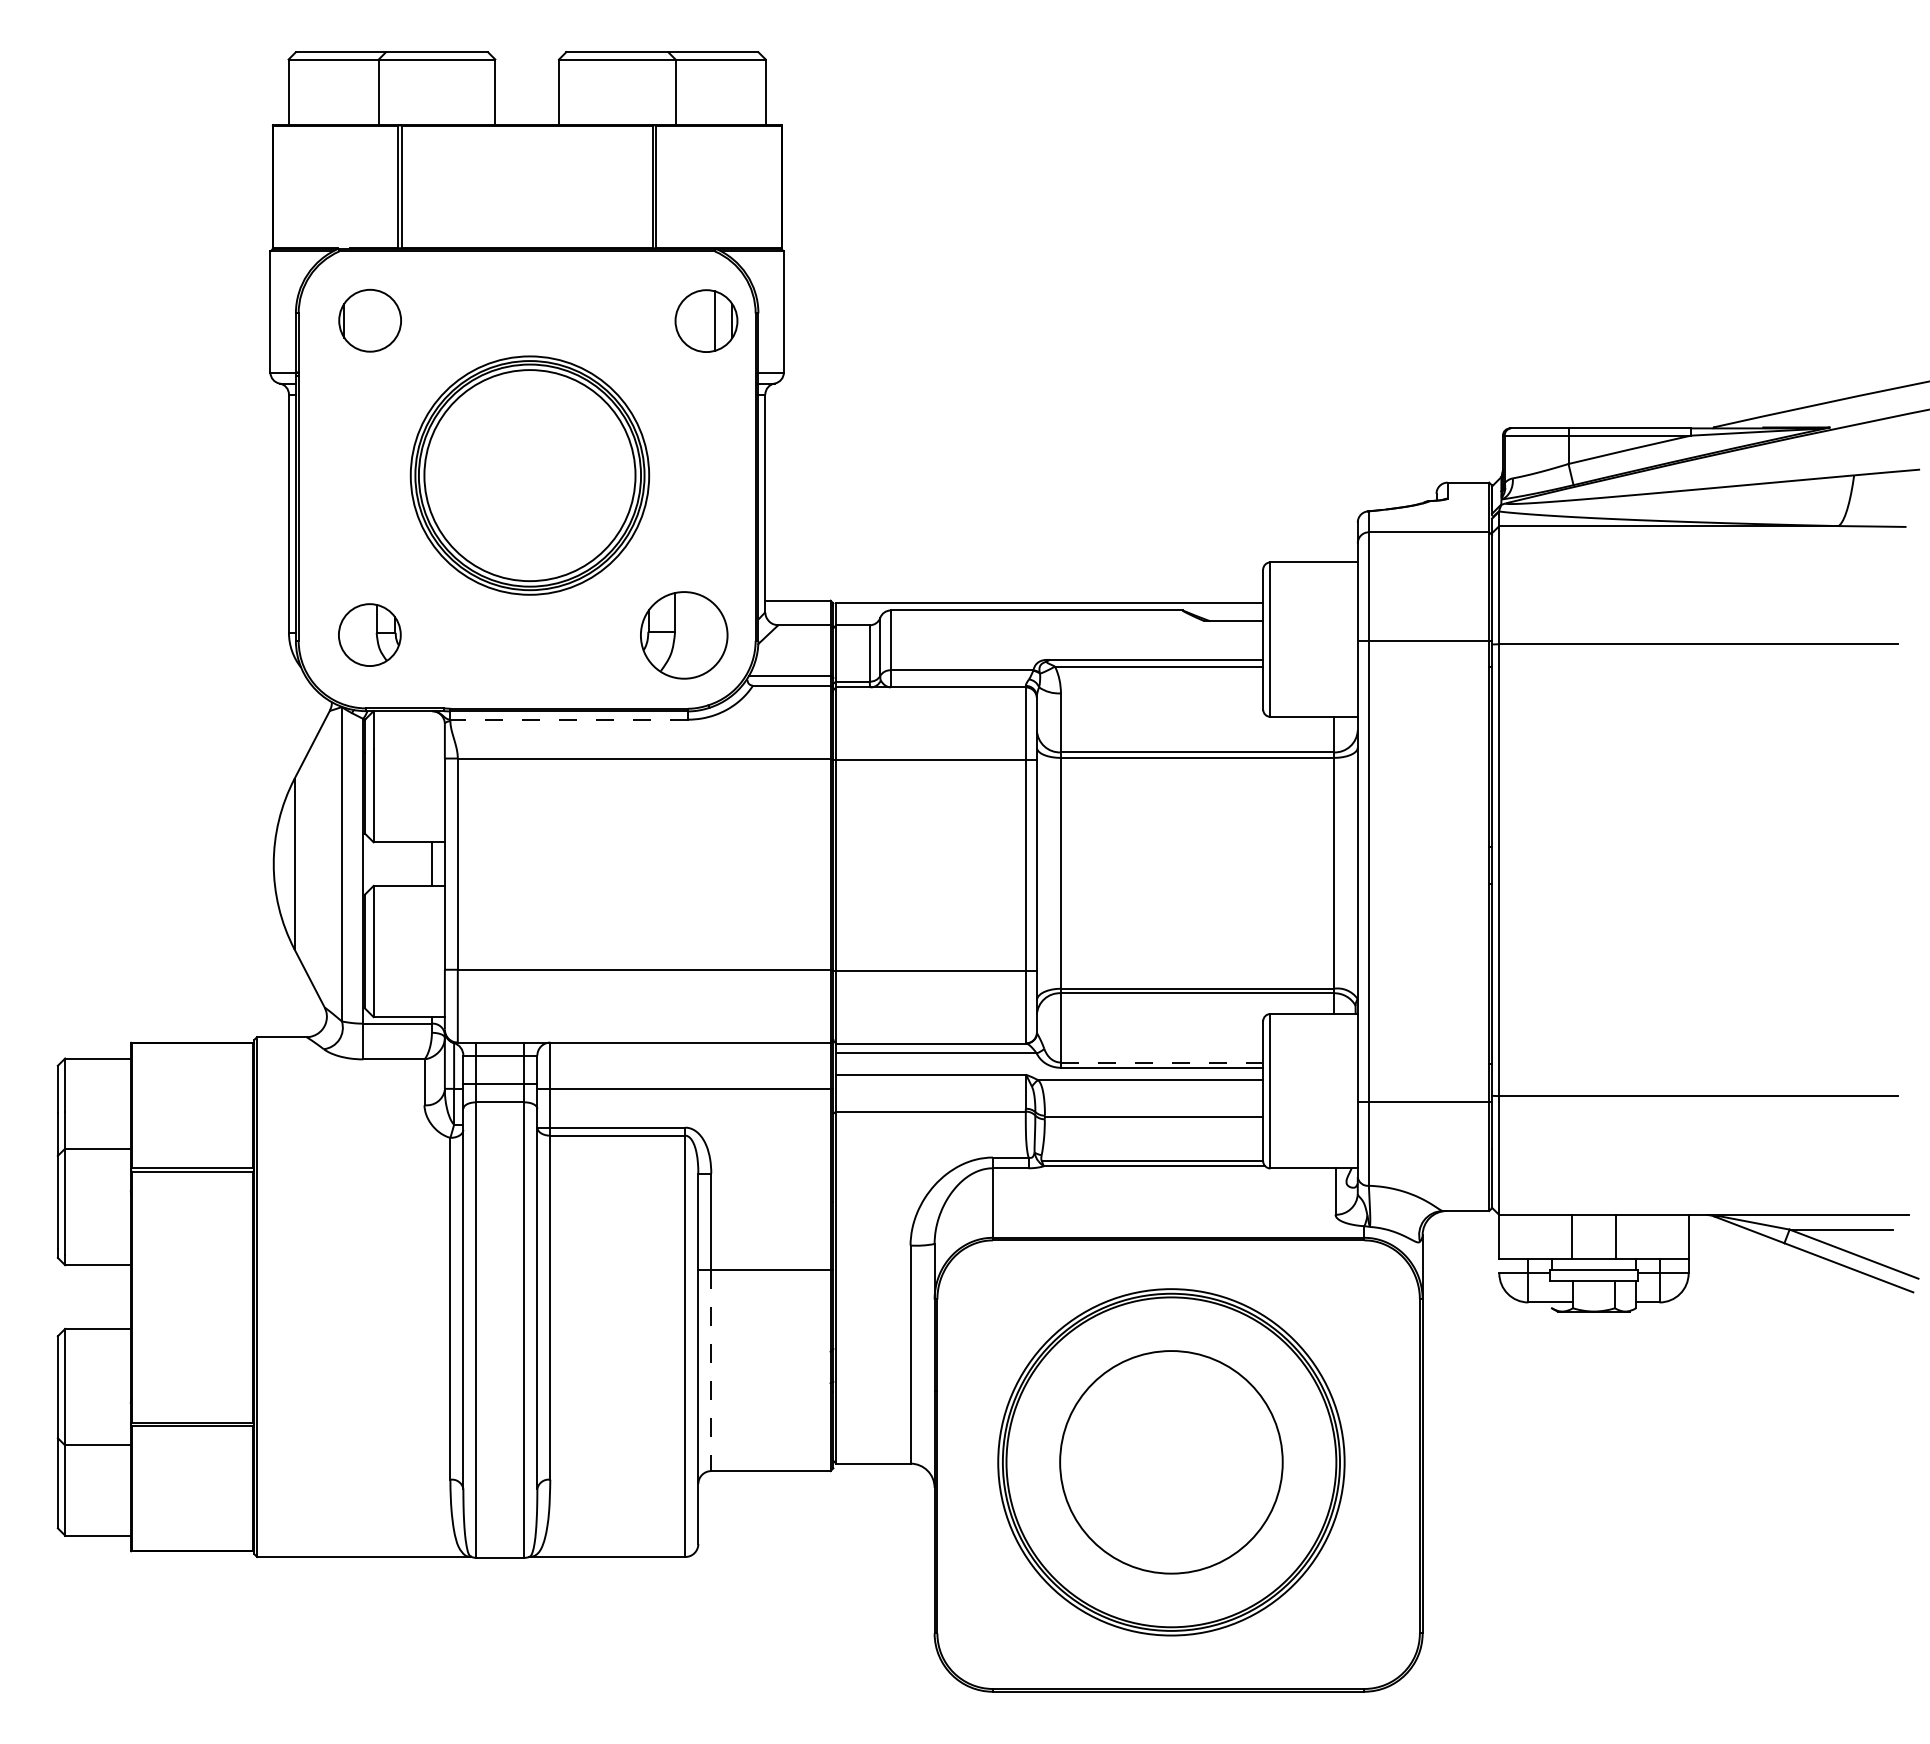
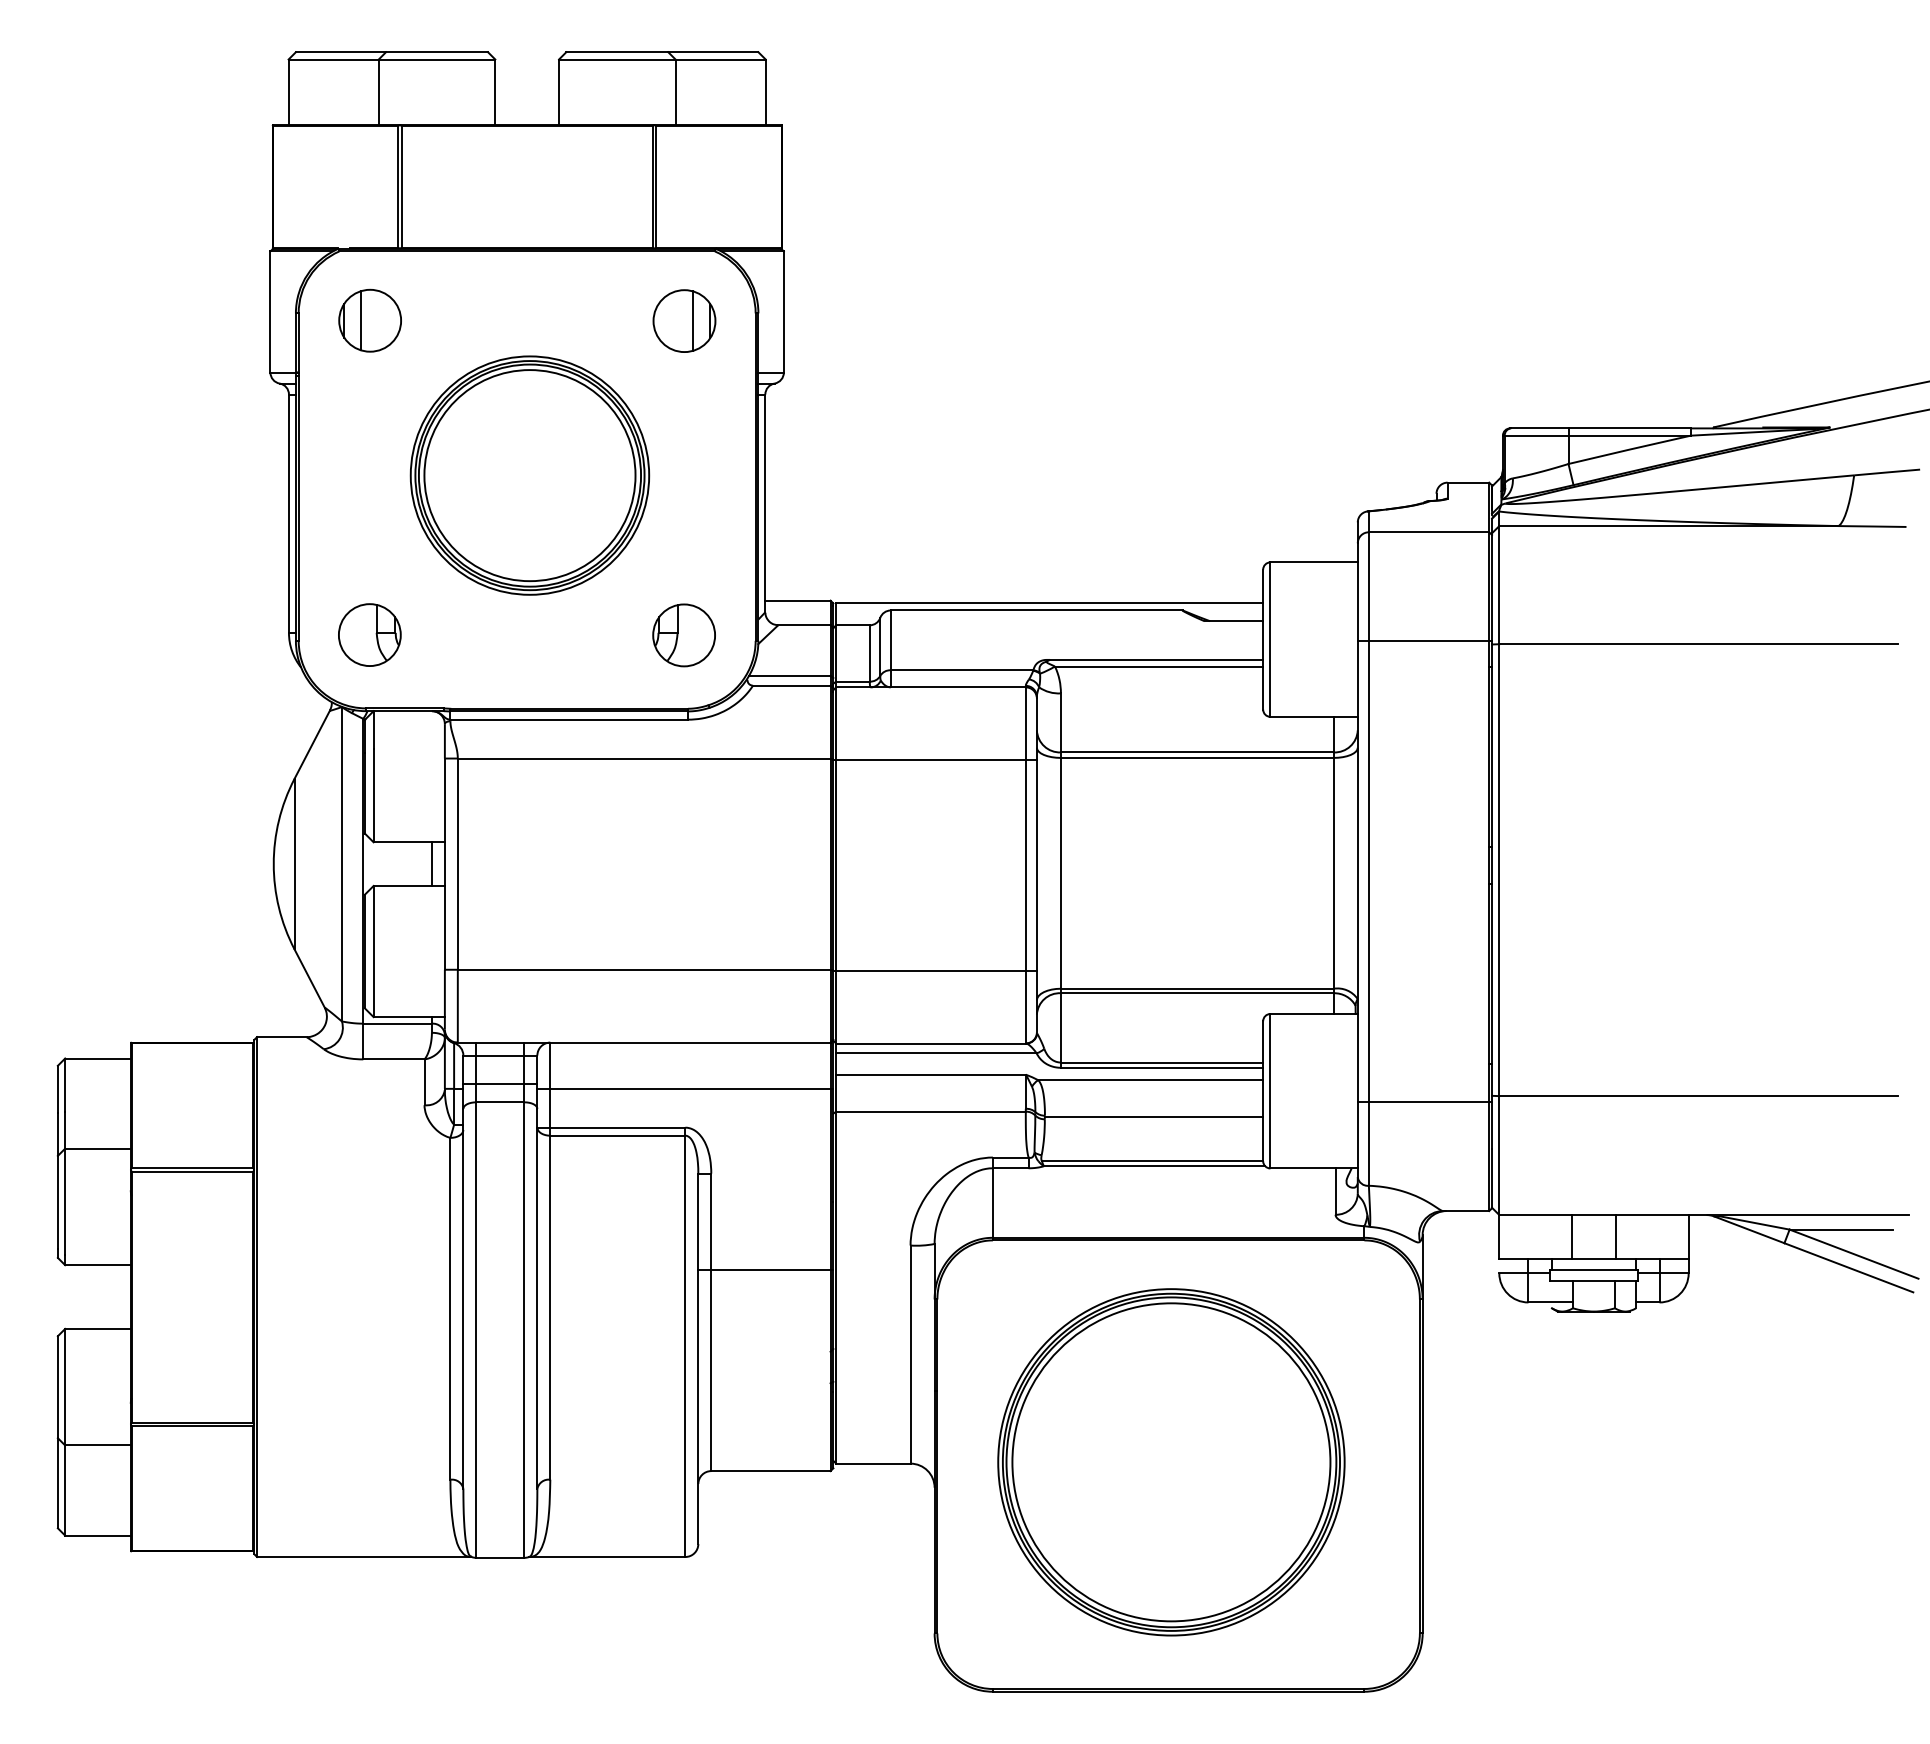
line: none -> present (361, 320)
part position: (706, 320) -> (684, 320) (684, 320)
part size: 89x89 px -> 64x65 px (683, 635)
line: dashed -> solid (569, 719)
line: dashed -> solid (1162, 1062)
line: dashed -> solid (711, 1371)
circle diameter: 223 px -> 318 px (1171, 1462)
